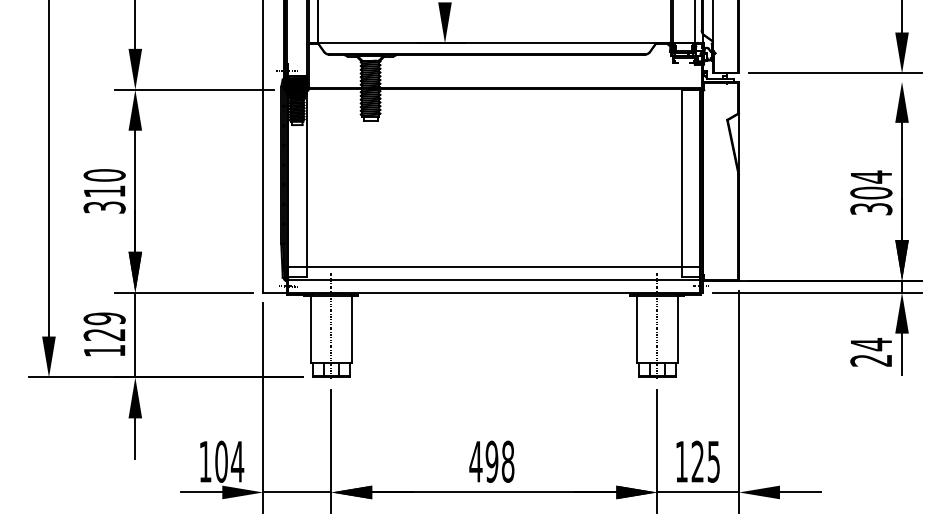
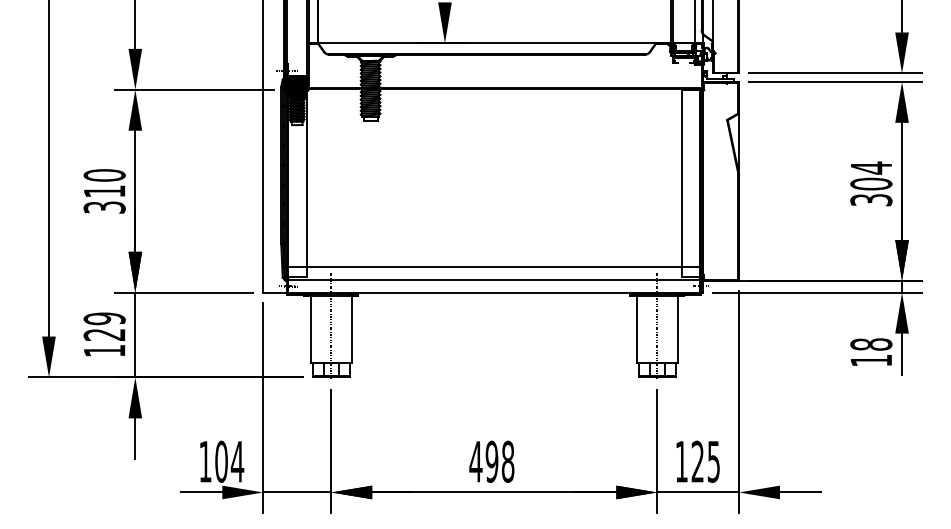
line: none -> present (835, 81)
text position: (871, 192) -> (871, 183) (871, 183)
text: 24 -> 18 (871, 352)
